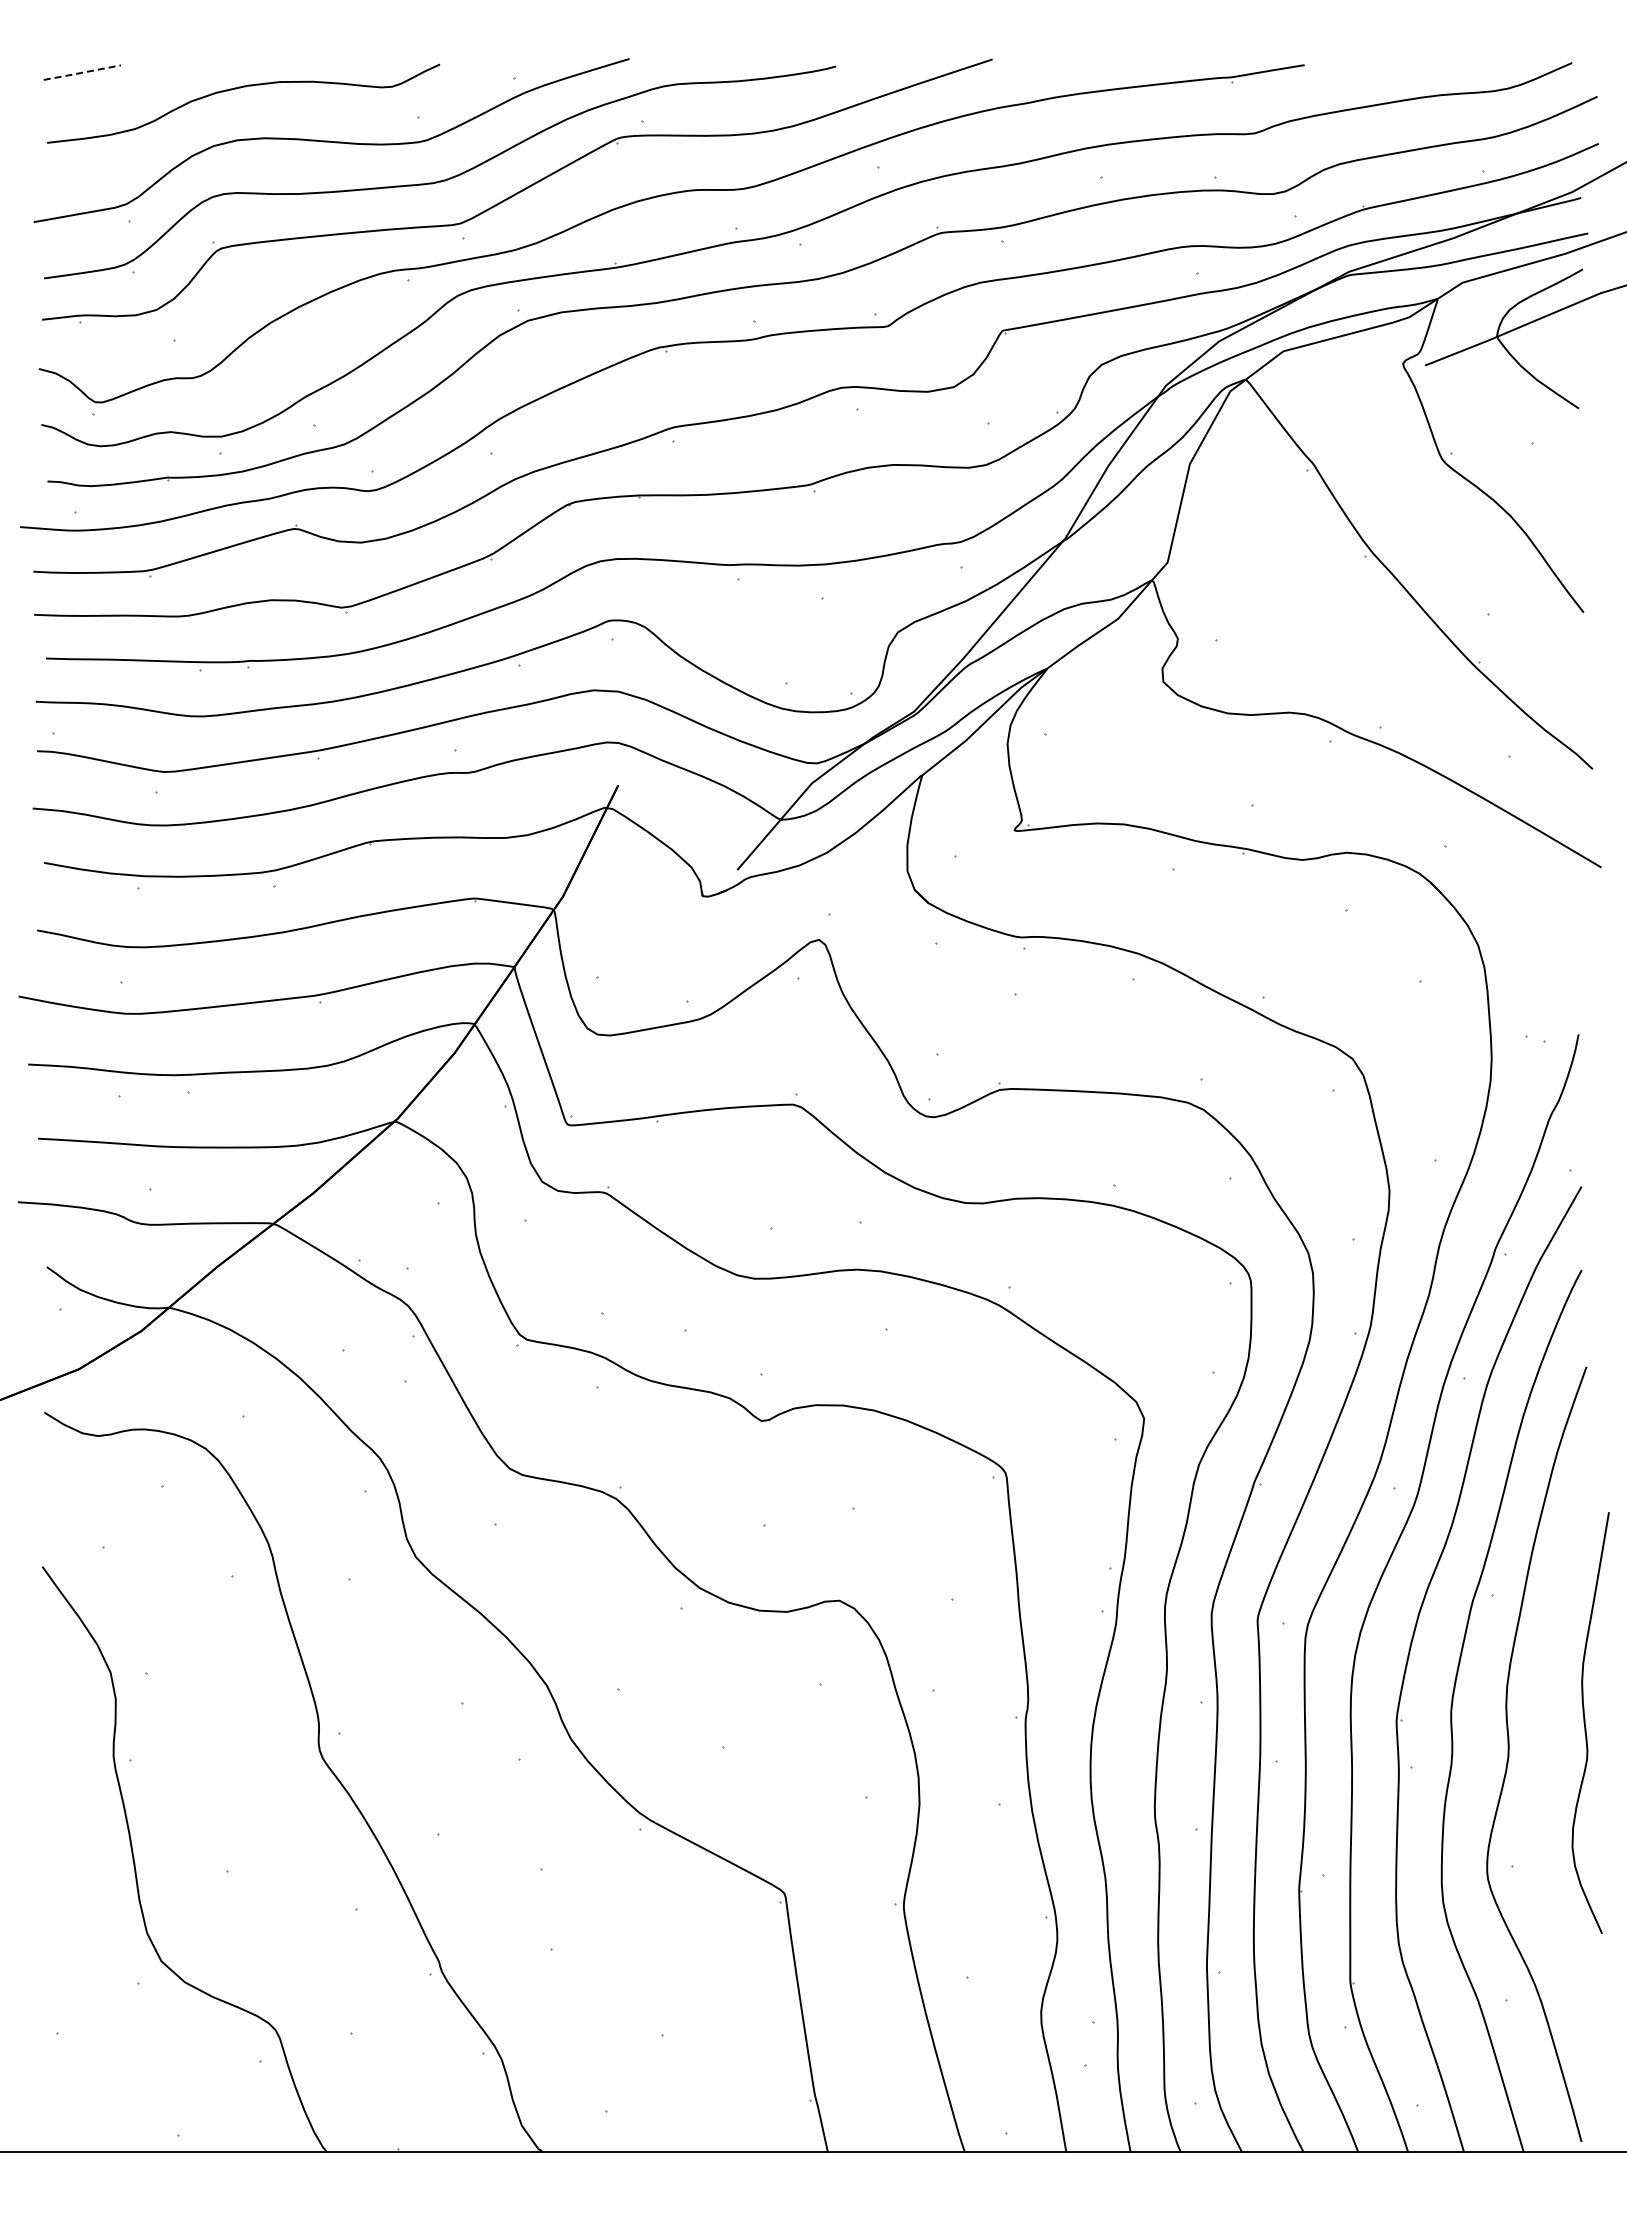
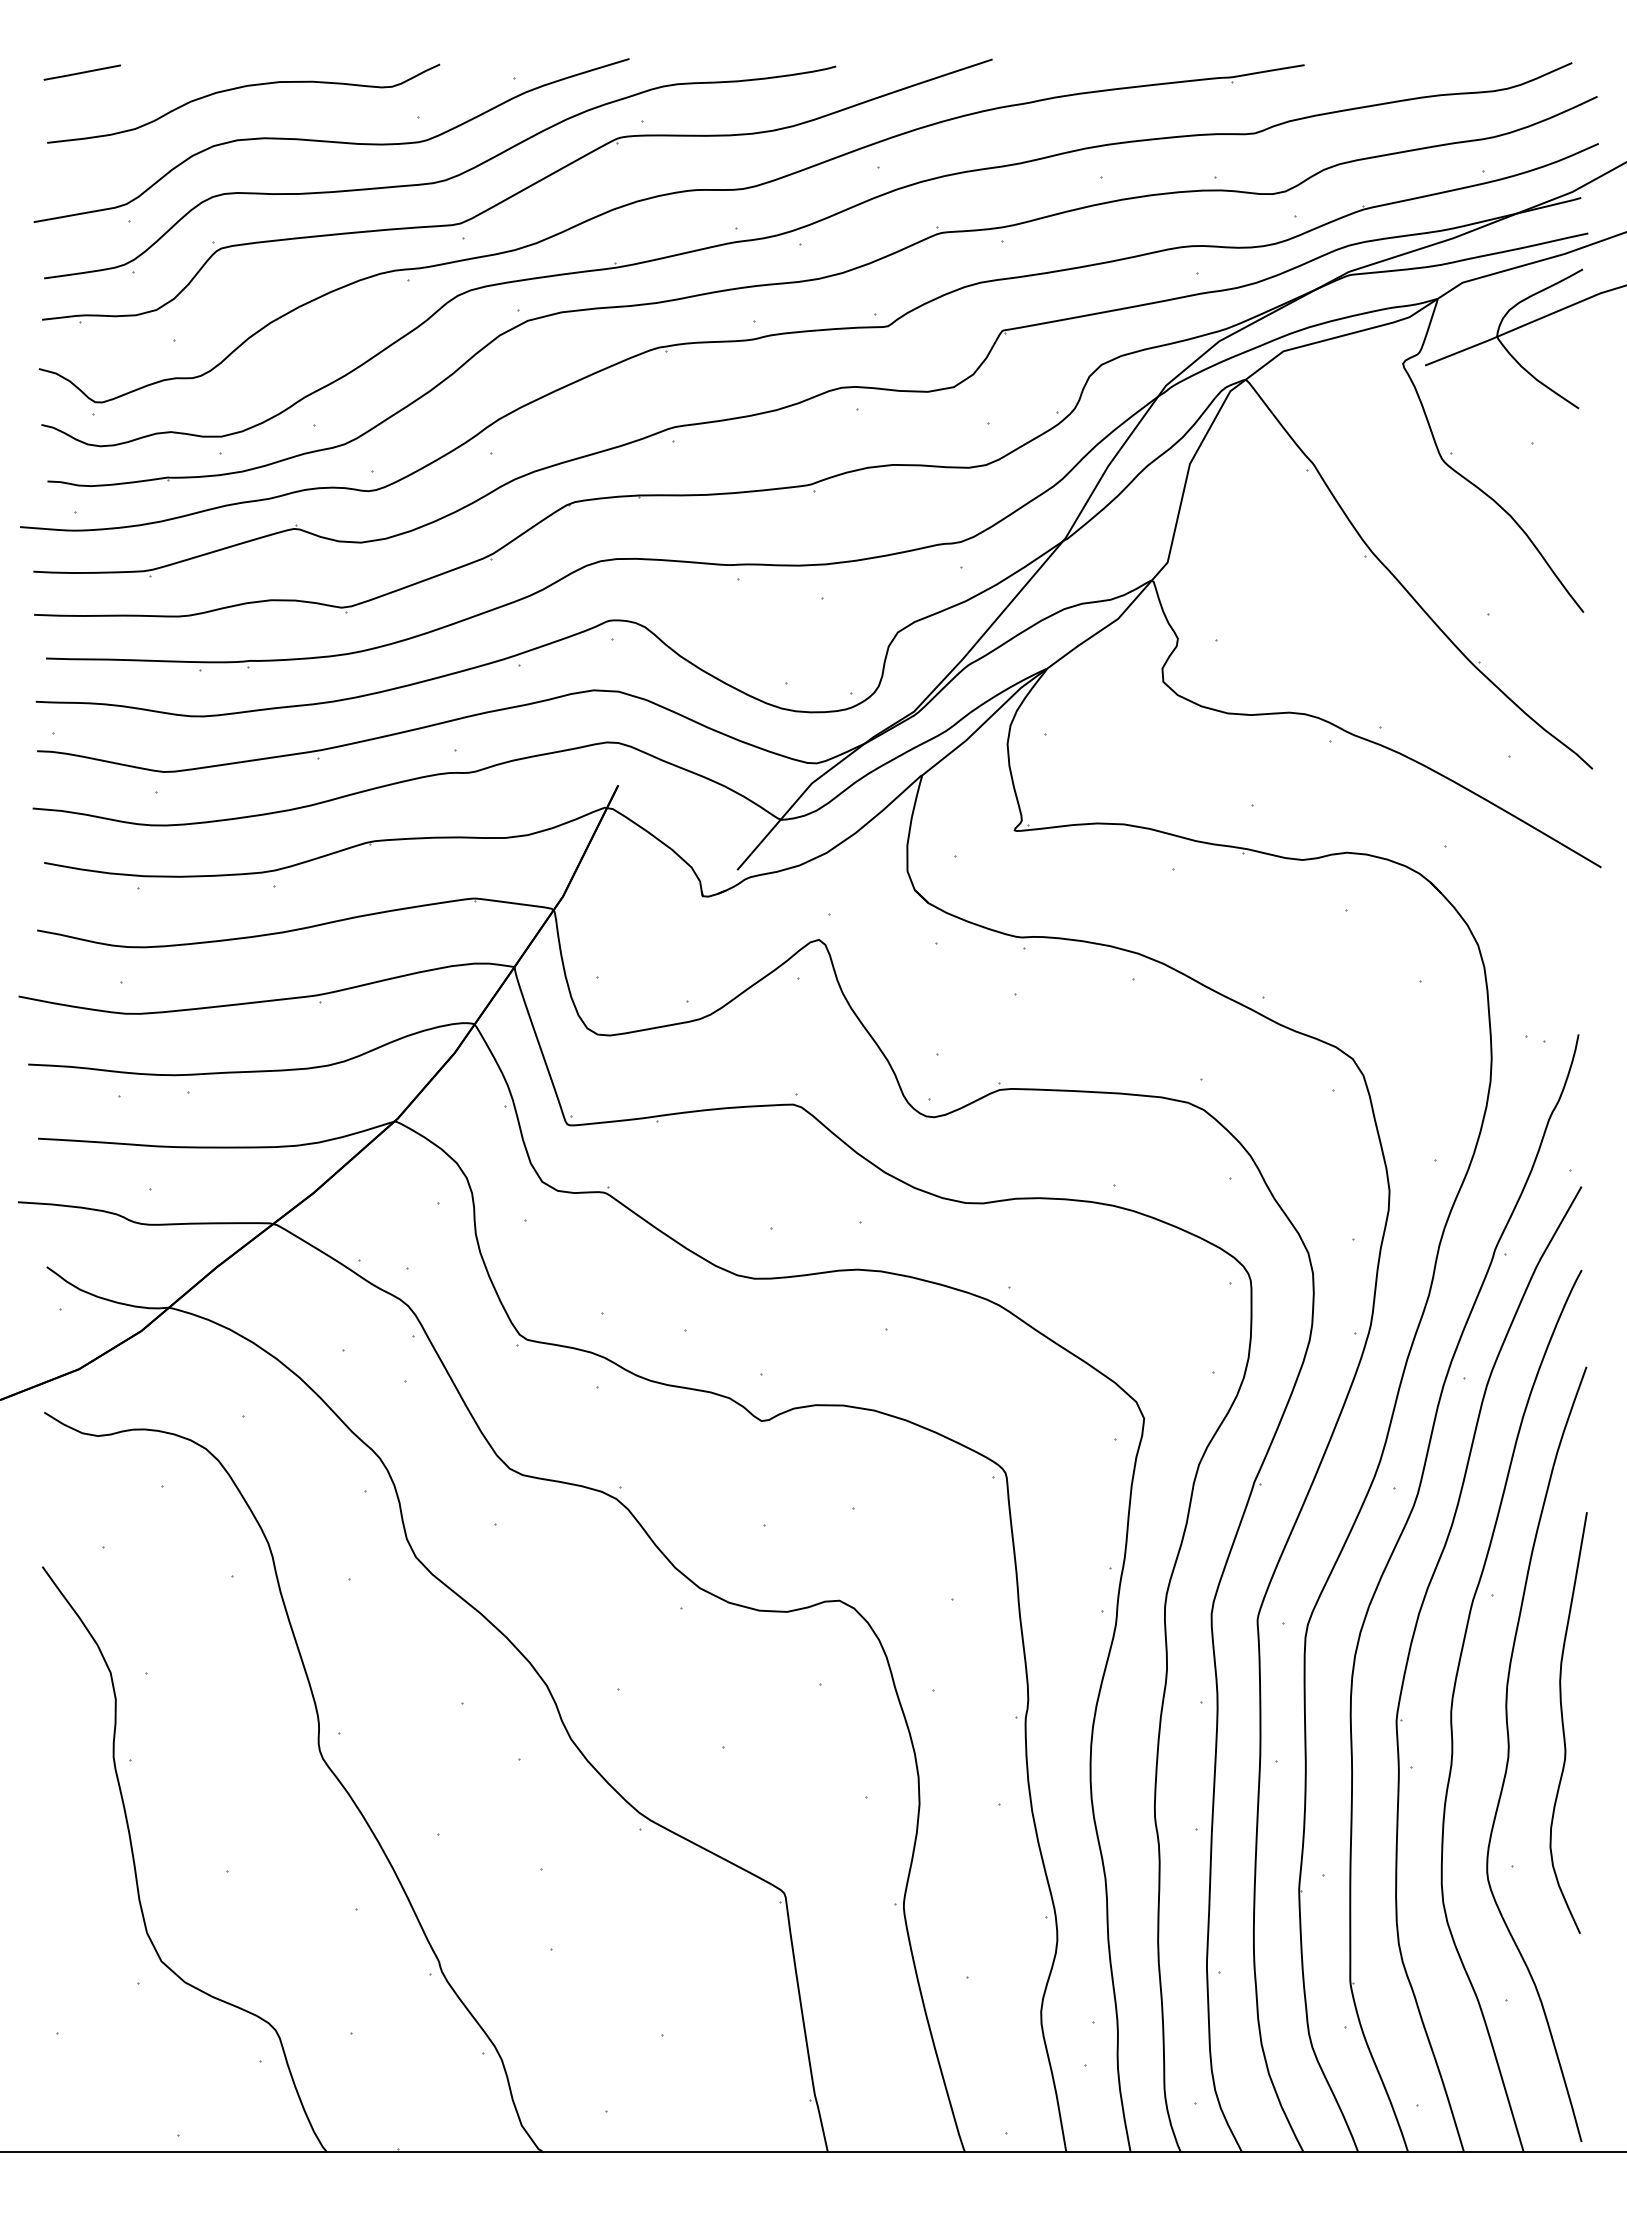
line: dashed -> solid (82, 72)
curve position: (1585, 1722) -> (1563, 1722) (1563, 1722)
